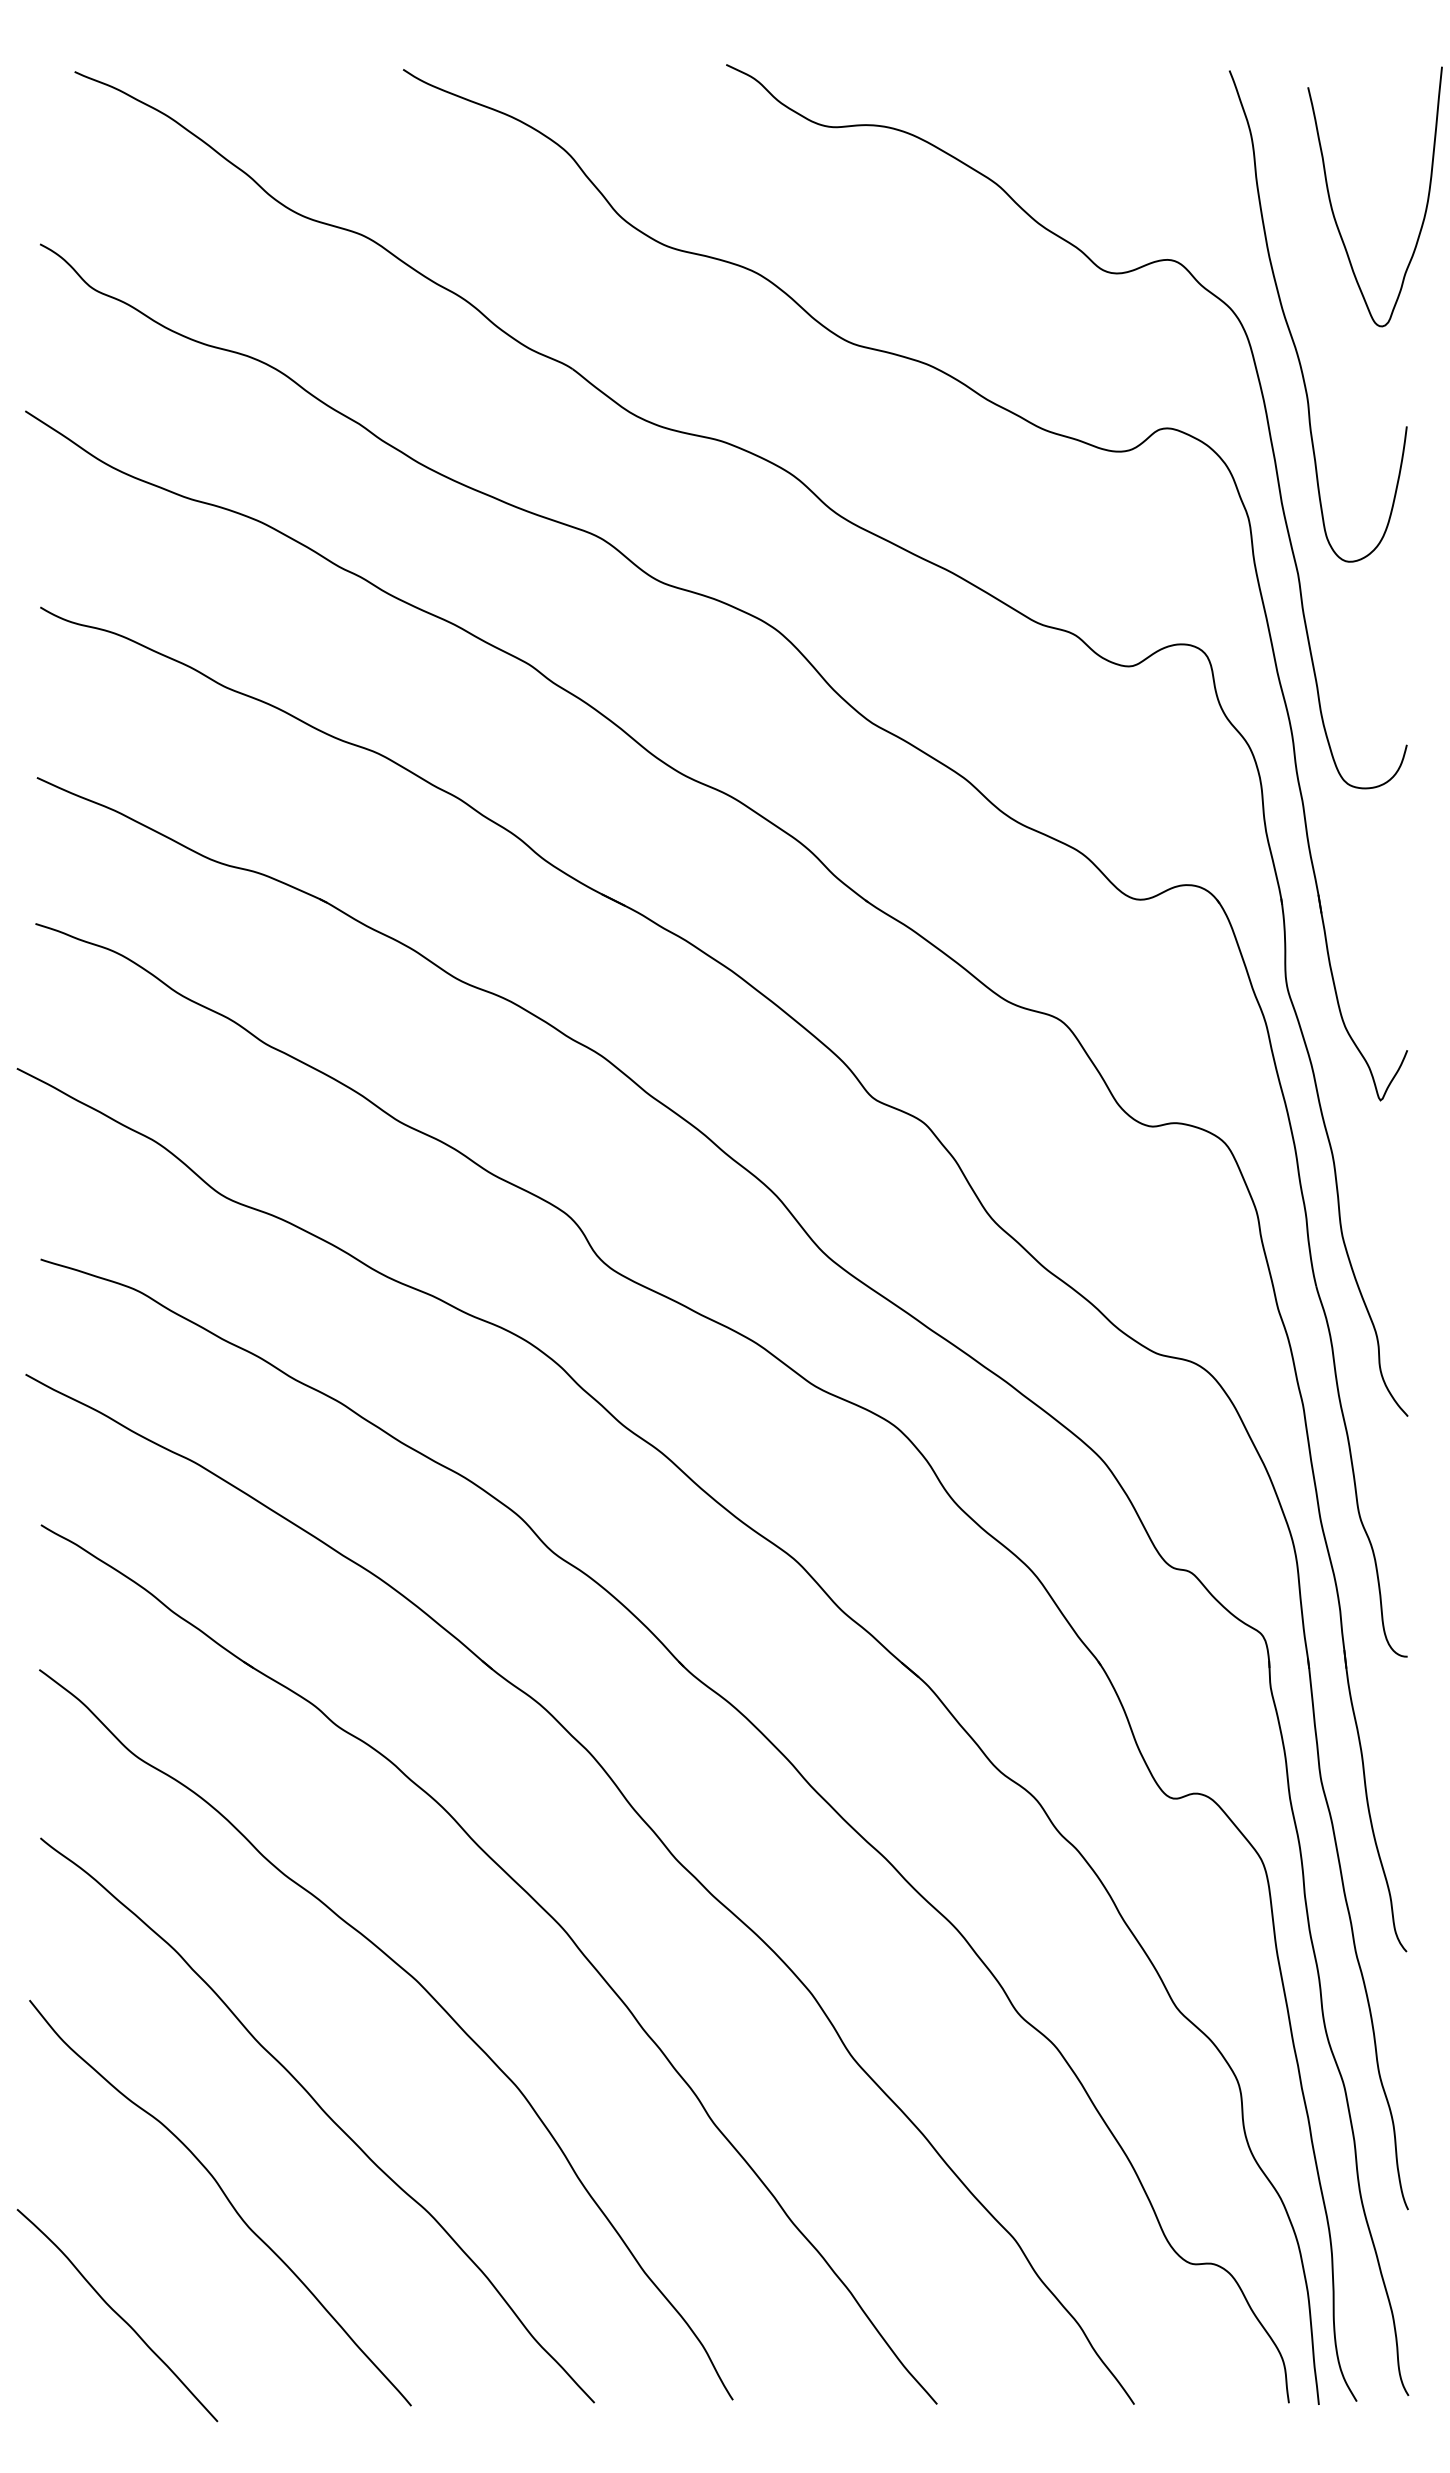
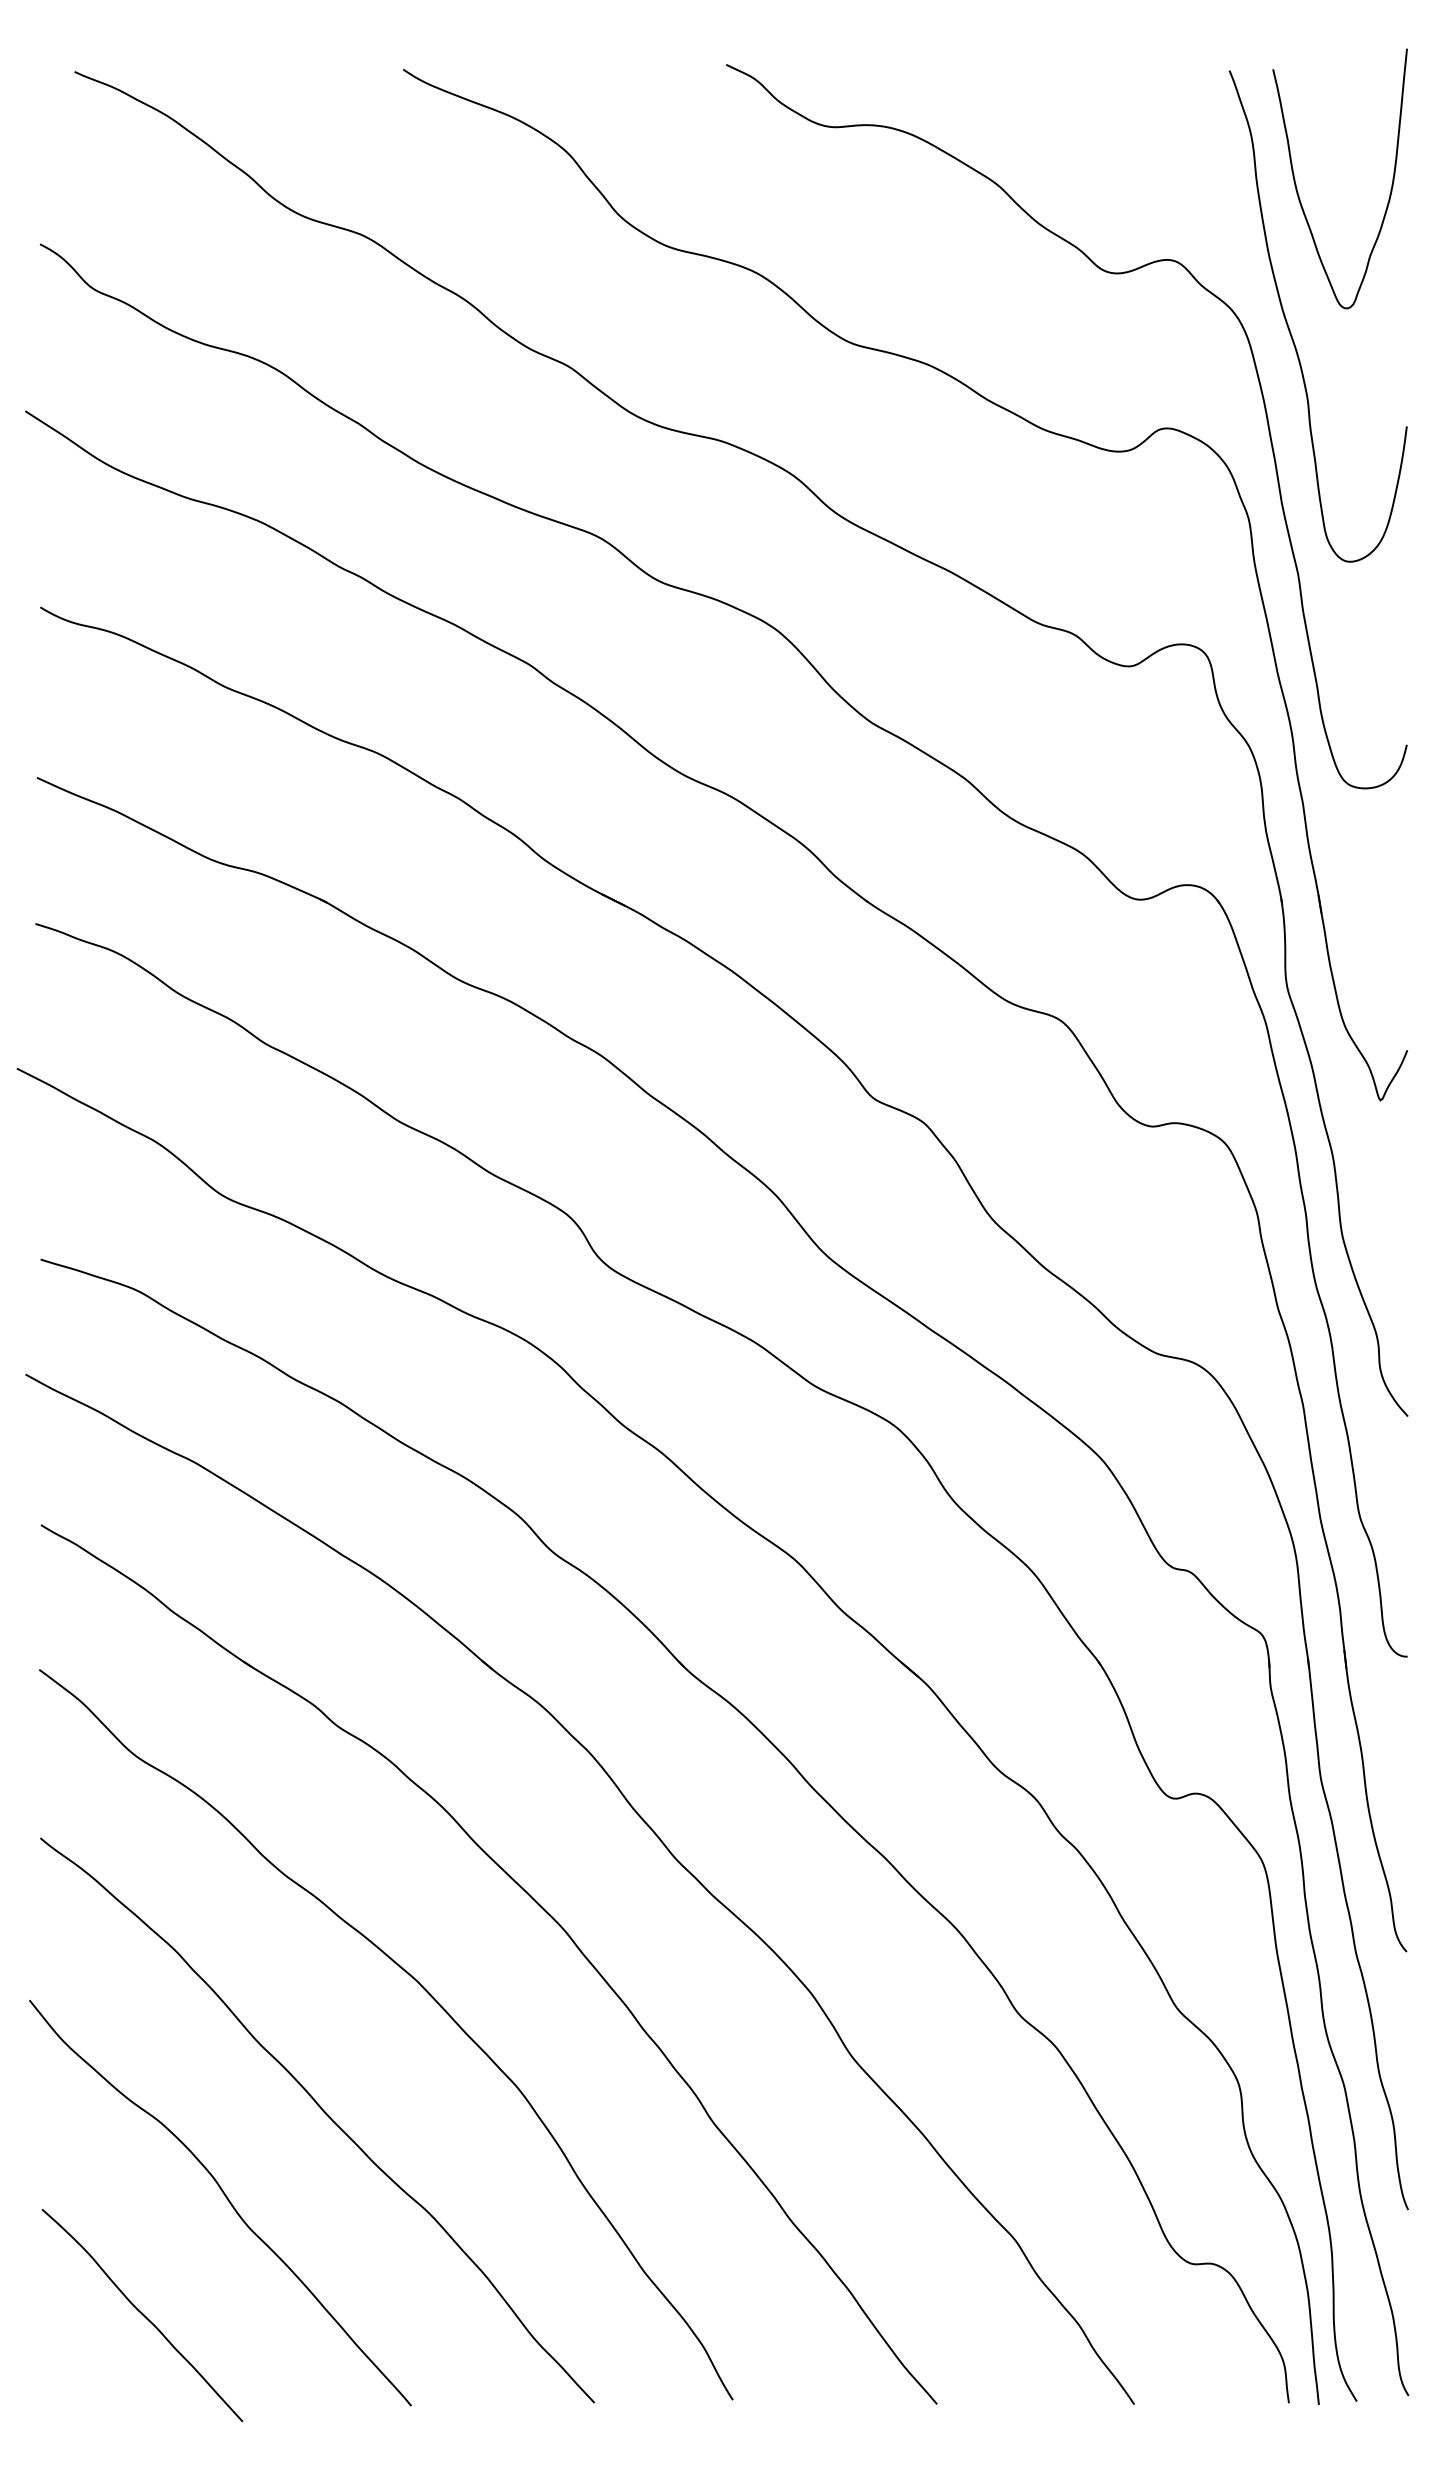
curve position: (1332, 206) -> (1297, 188) (1297, 188)
curve position: (117, 2315) -> (142, 2315) (142, 2315)
